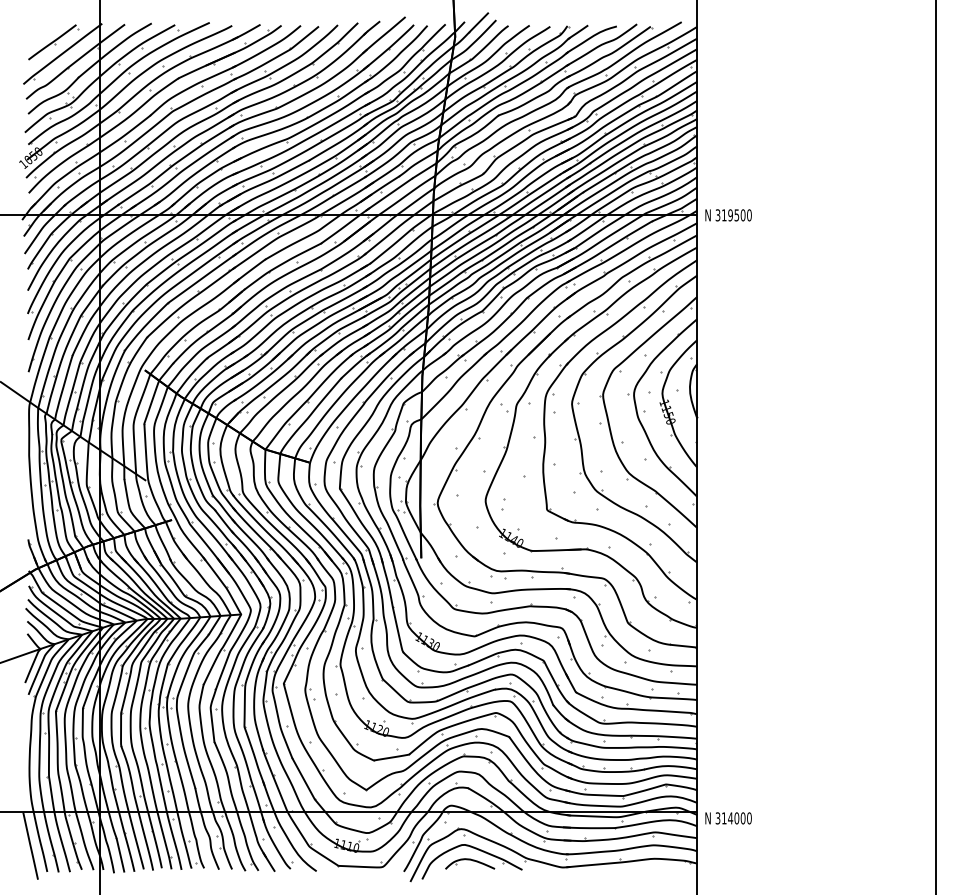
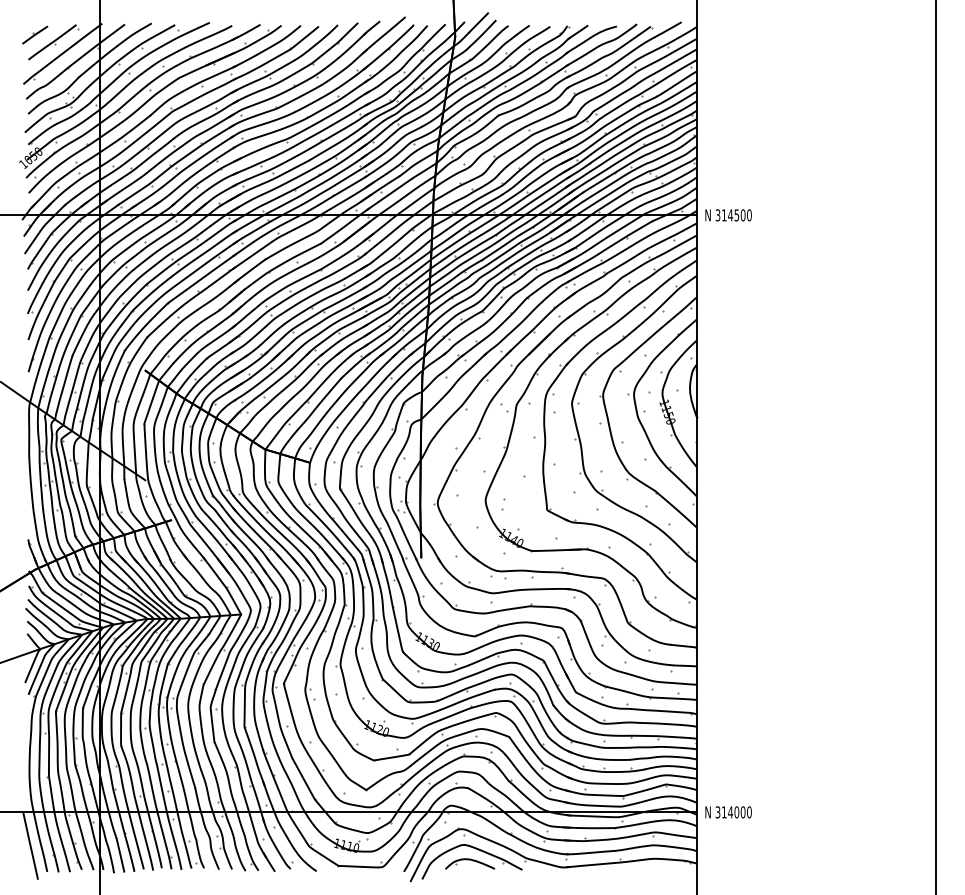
part: none -> present (35, 34)
text: 319500 -> 314500 (730, 215)
text position: (728, 818) -> (728, 812) (728, 812)
